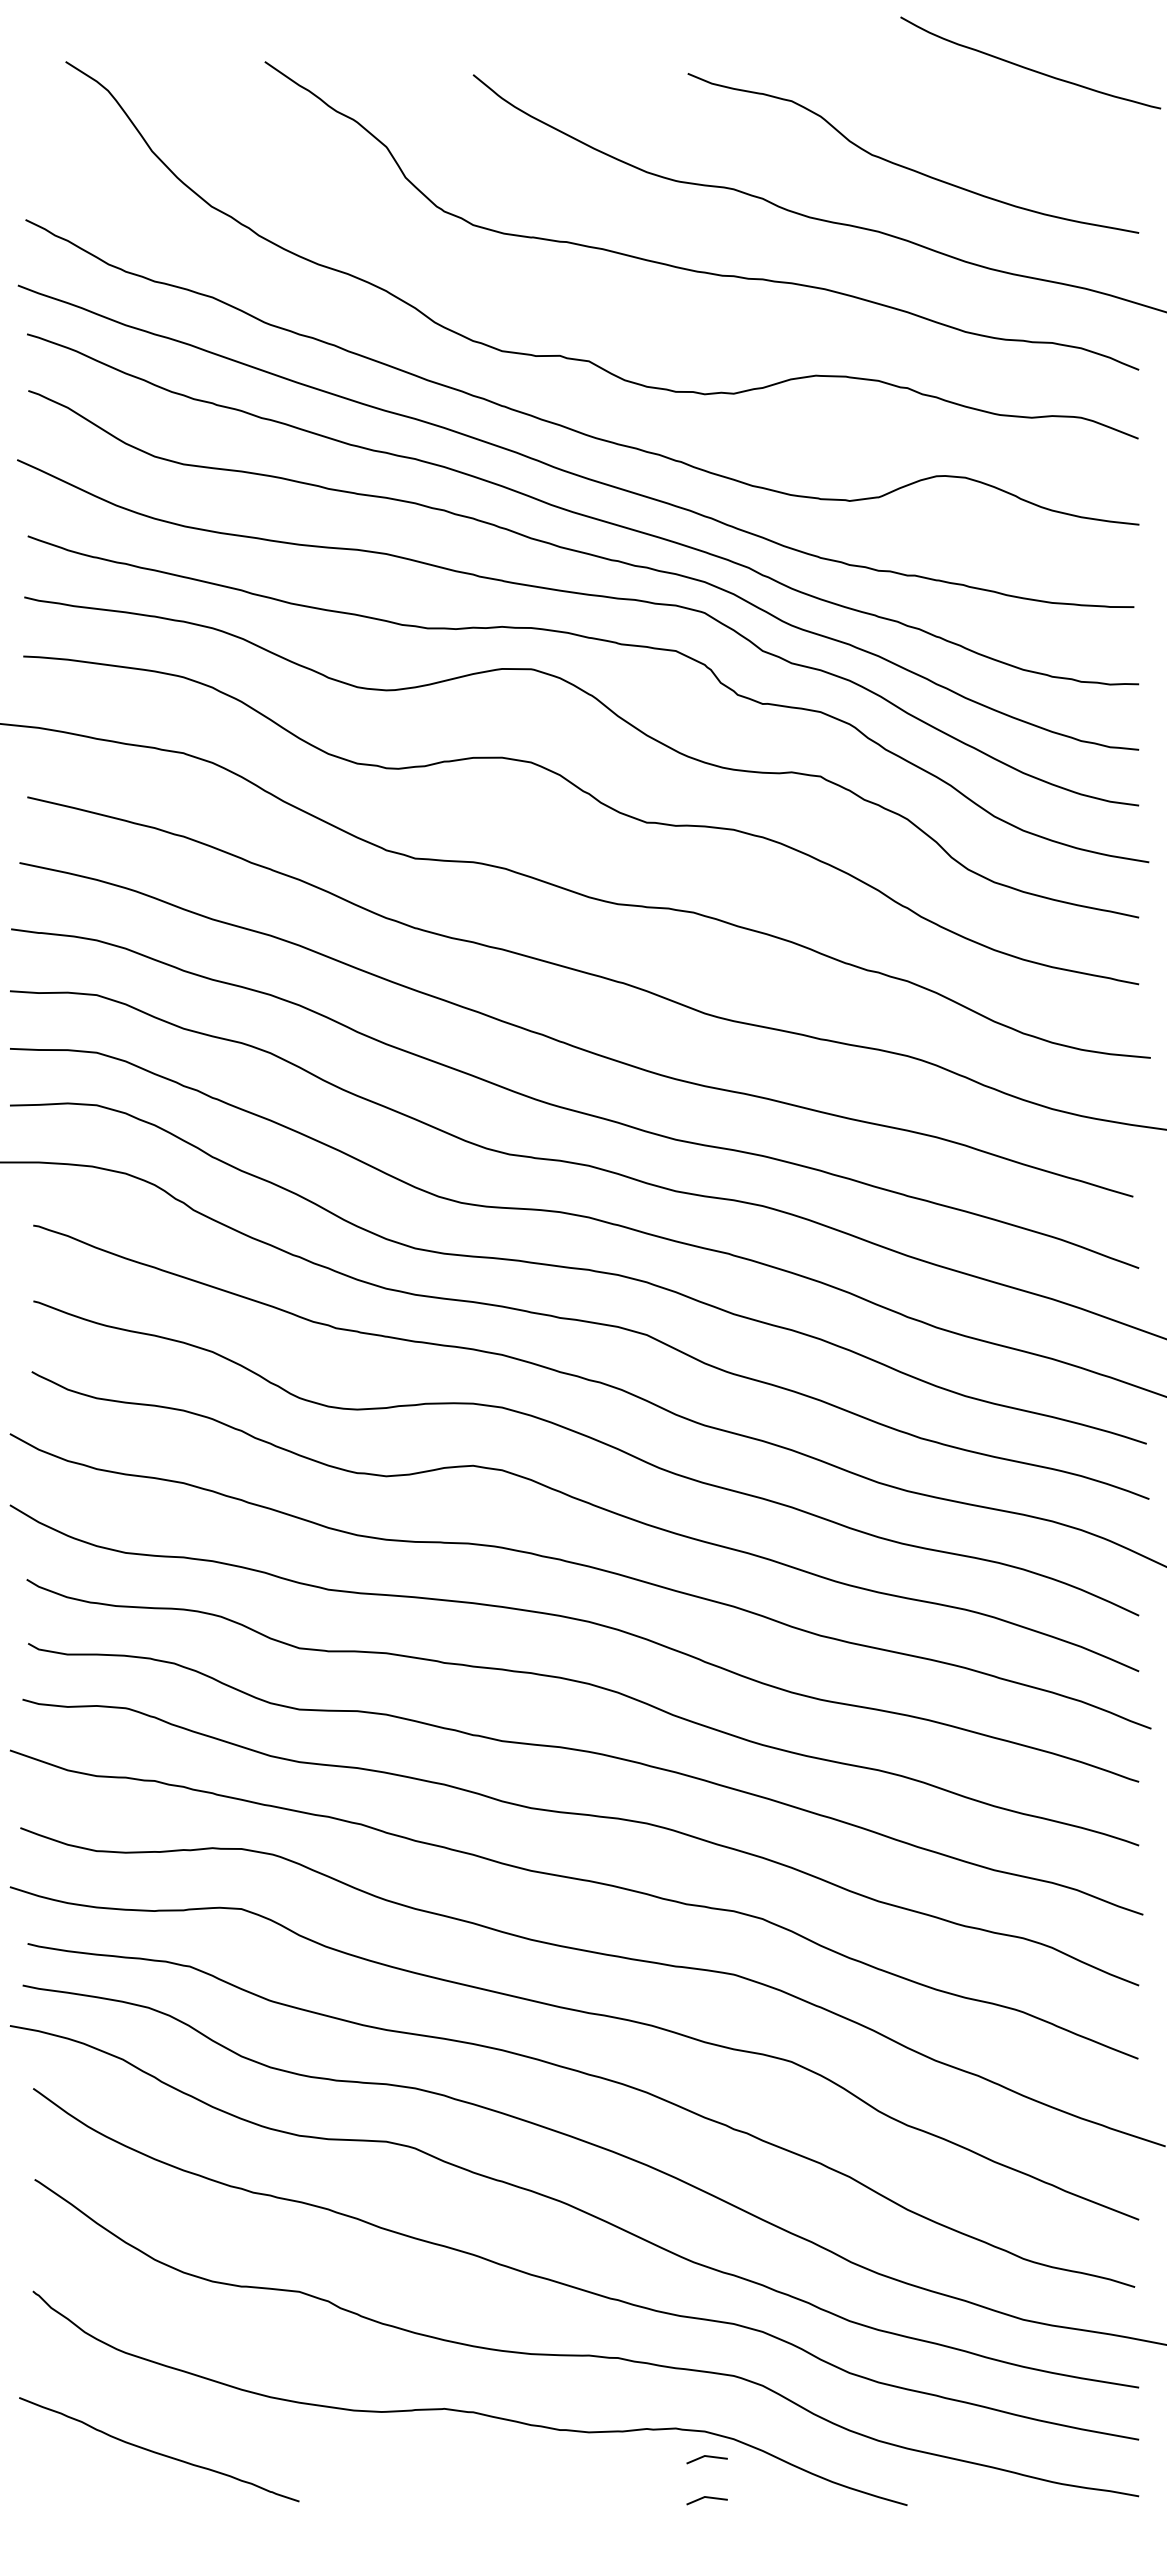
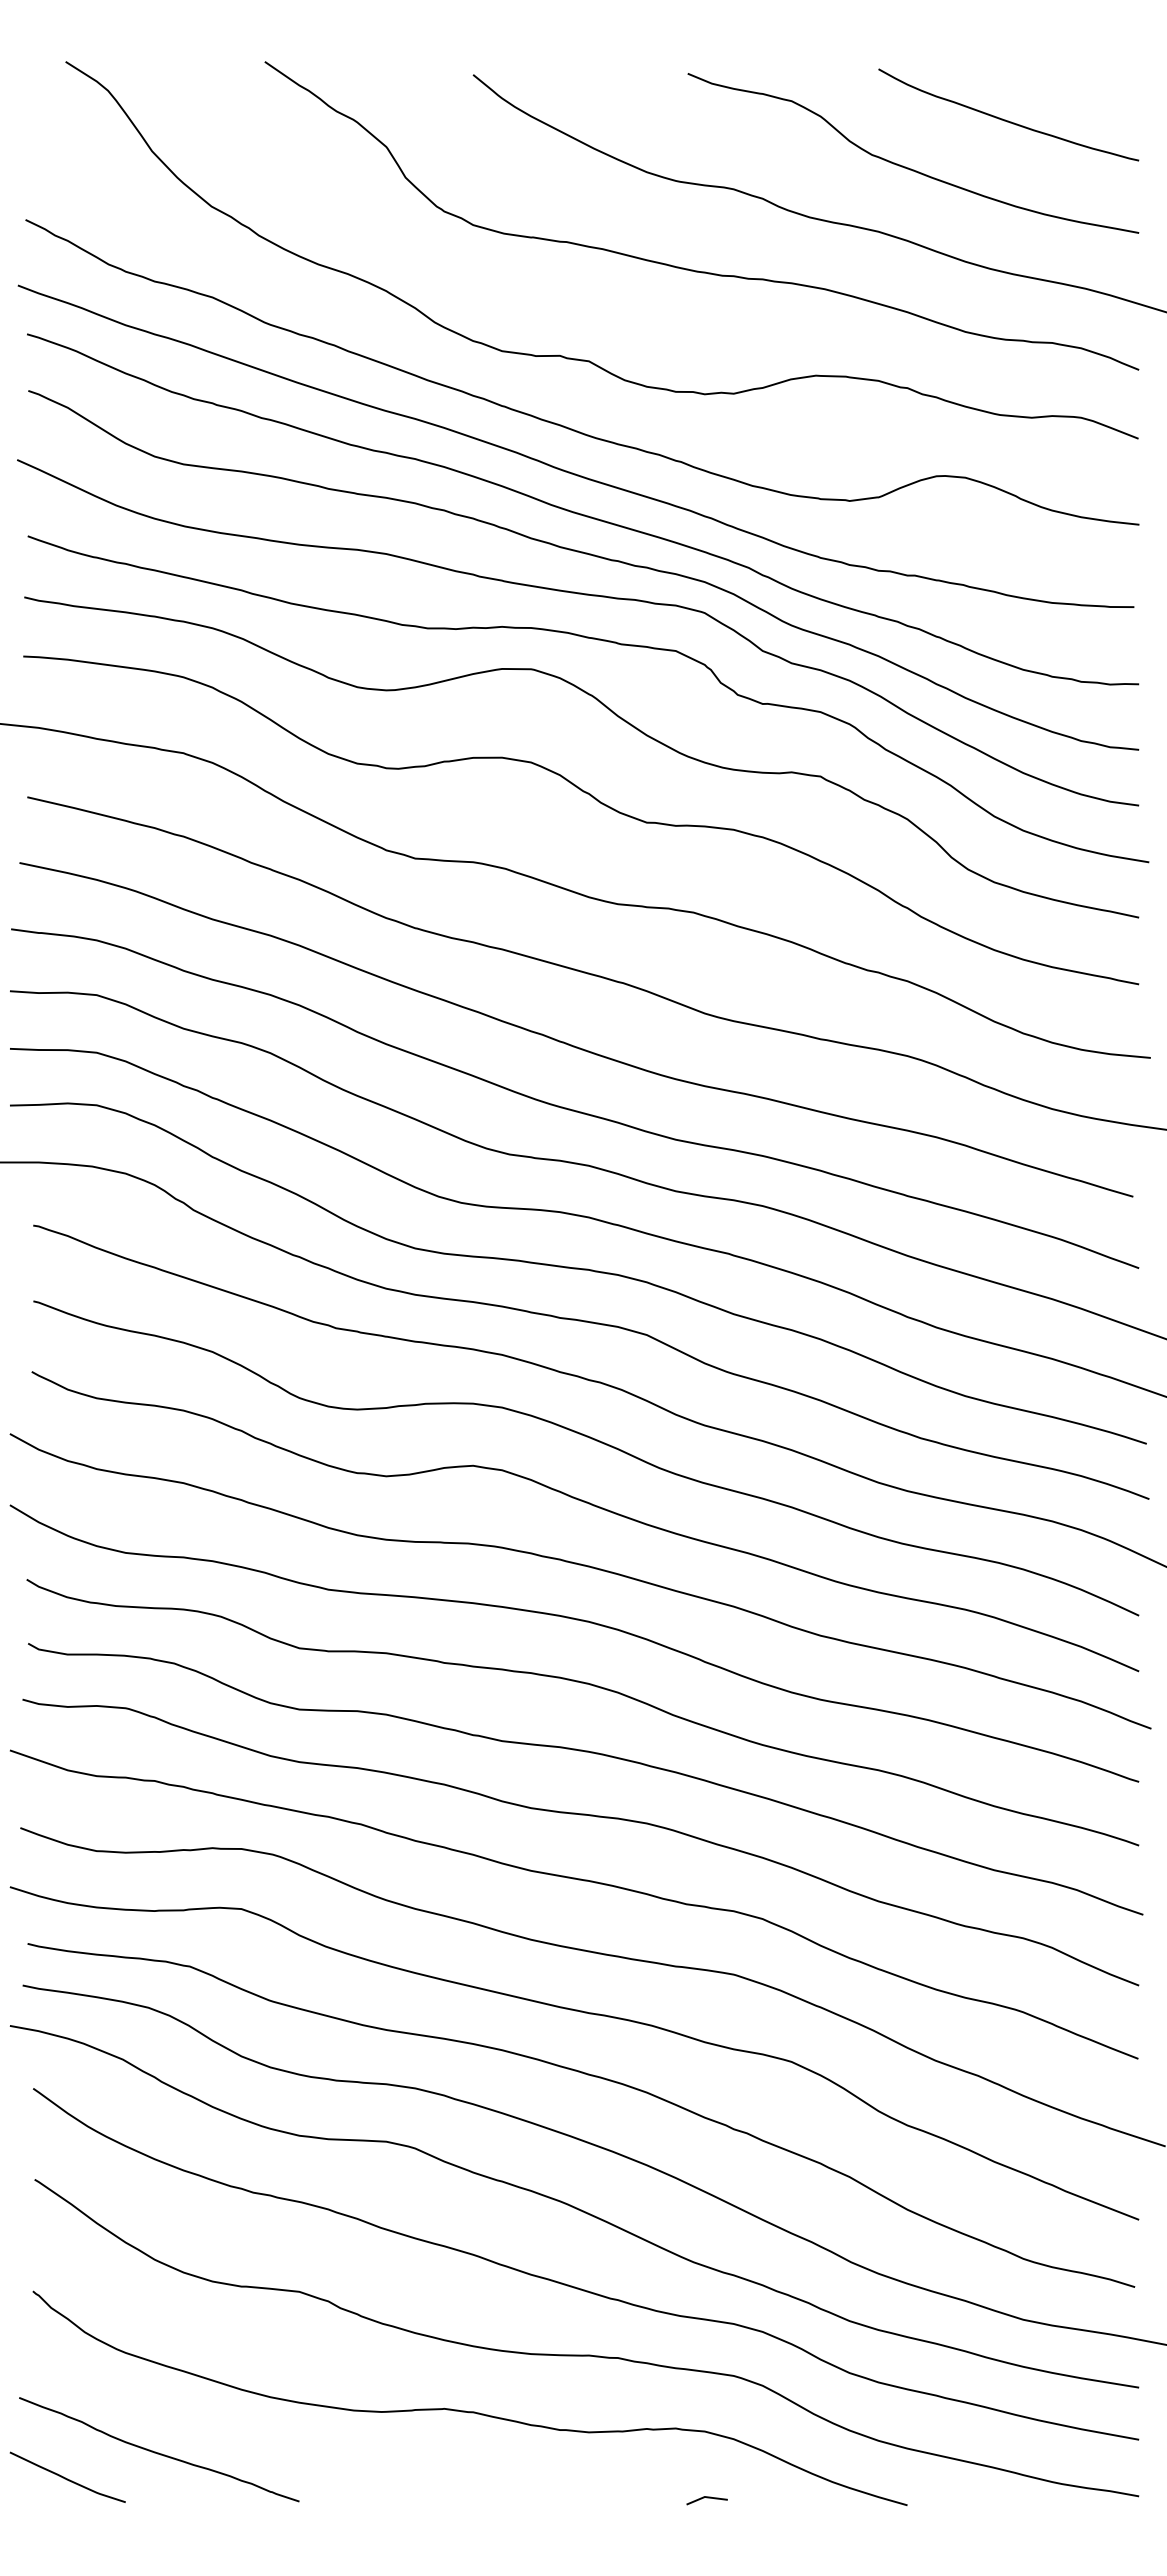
curve position: (1027, 67) -> (1005, 119) (1005, 119)
line: present -> none (706, 2457)
curve: none -> present (67, 2478)
